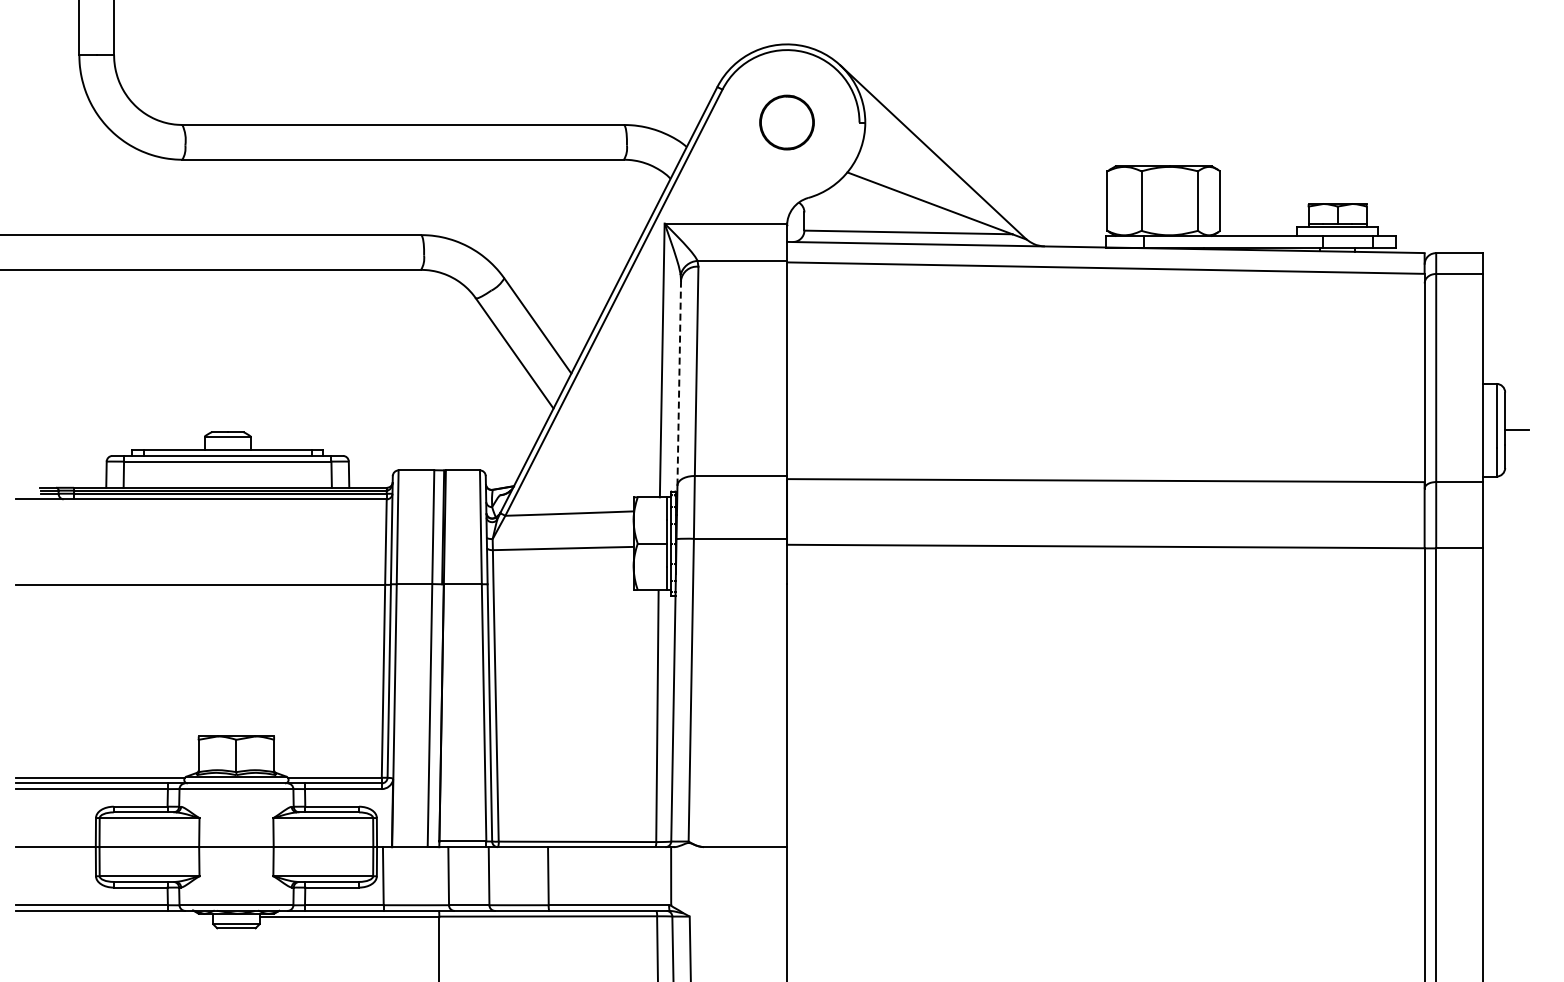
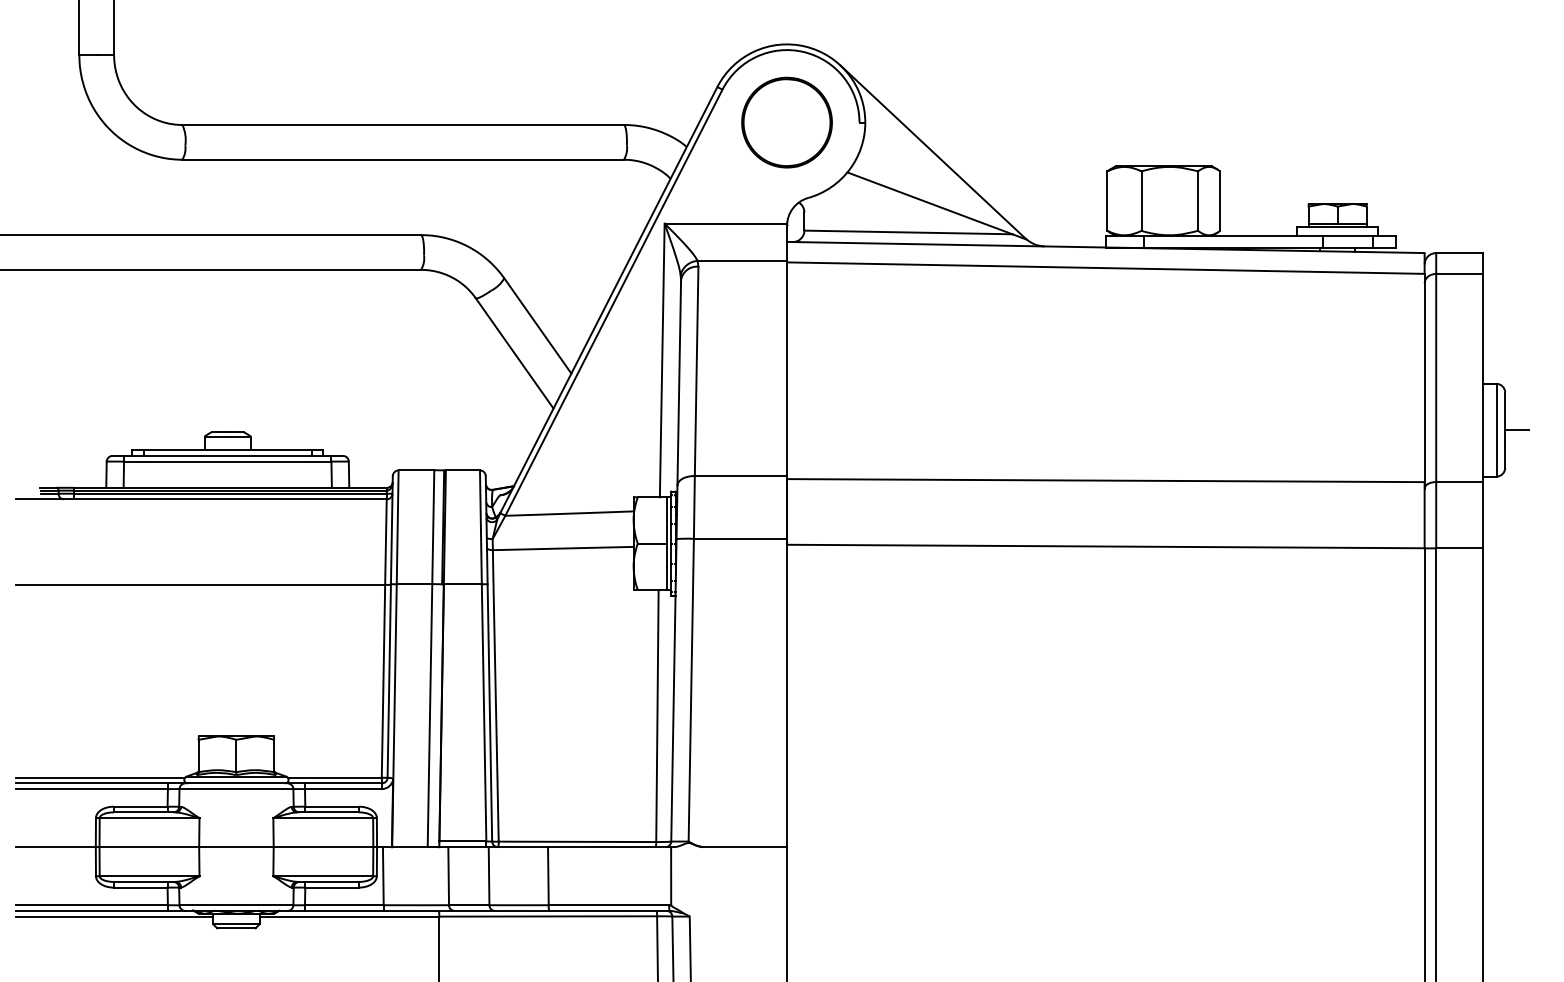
part size: 56x57 px -> 92x93 px (786, 122)
line: dashed -> solid (679, 382)
line: none -> present (114, 916)
